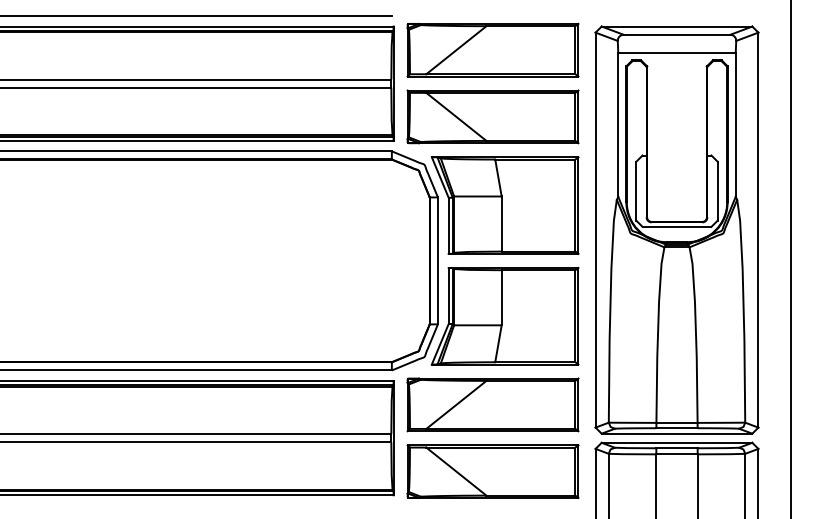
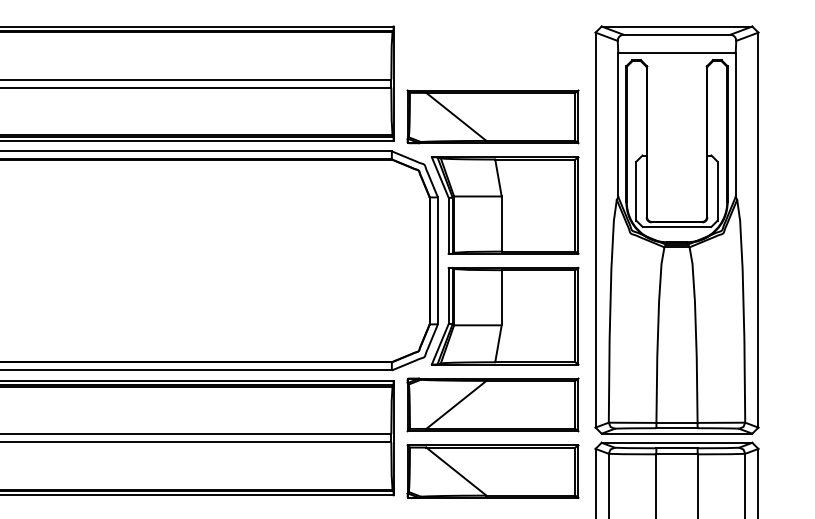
line: present -> none (196, 15)
part: present -> none (492, 49)
line: present -> none (790, 258)
